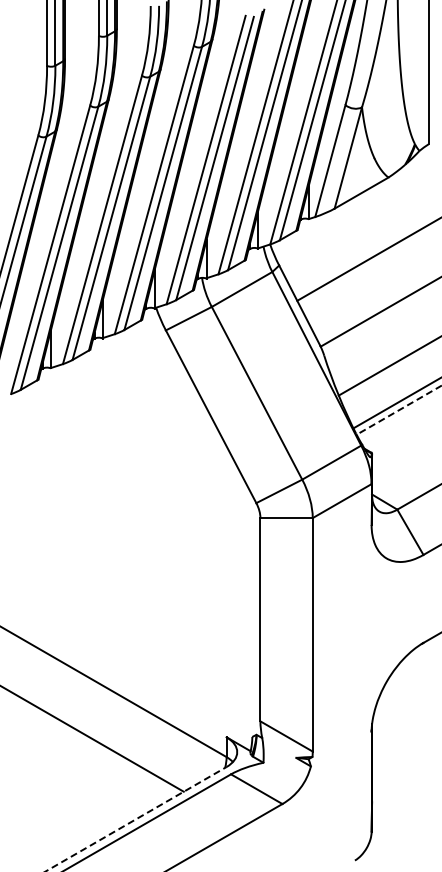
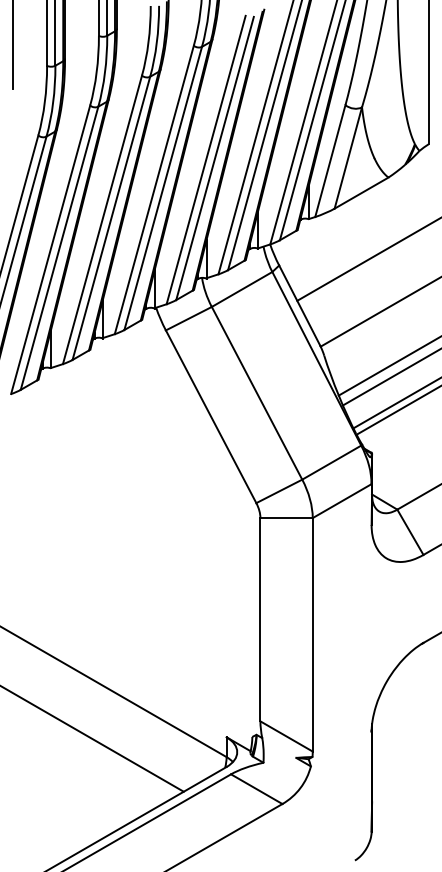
line: none -> present (13, 45)
line: none -> present (390, 377)
line: dashed -> solid (399, 410)
line: dashed -> solid (135, 819)
